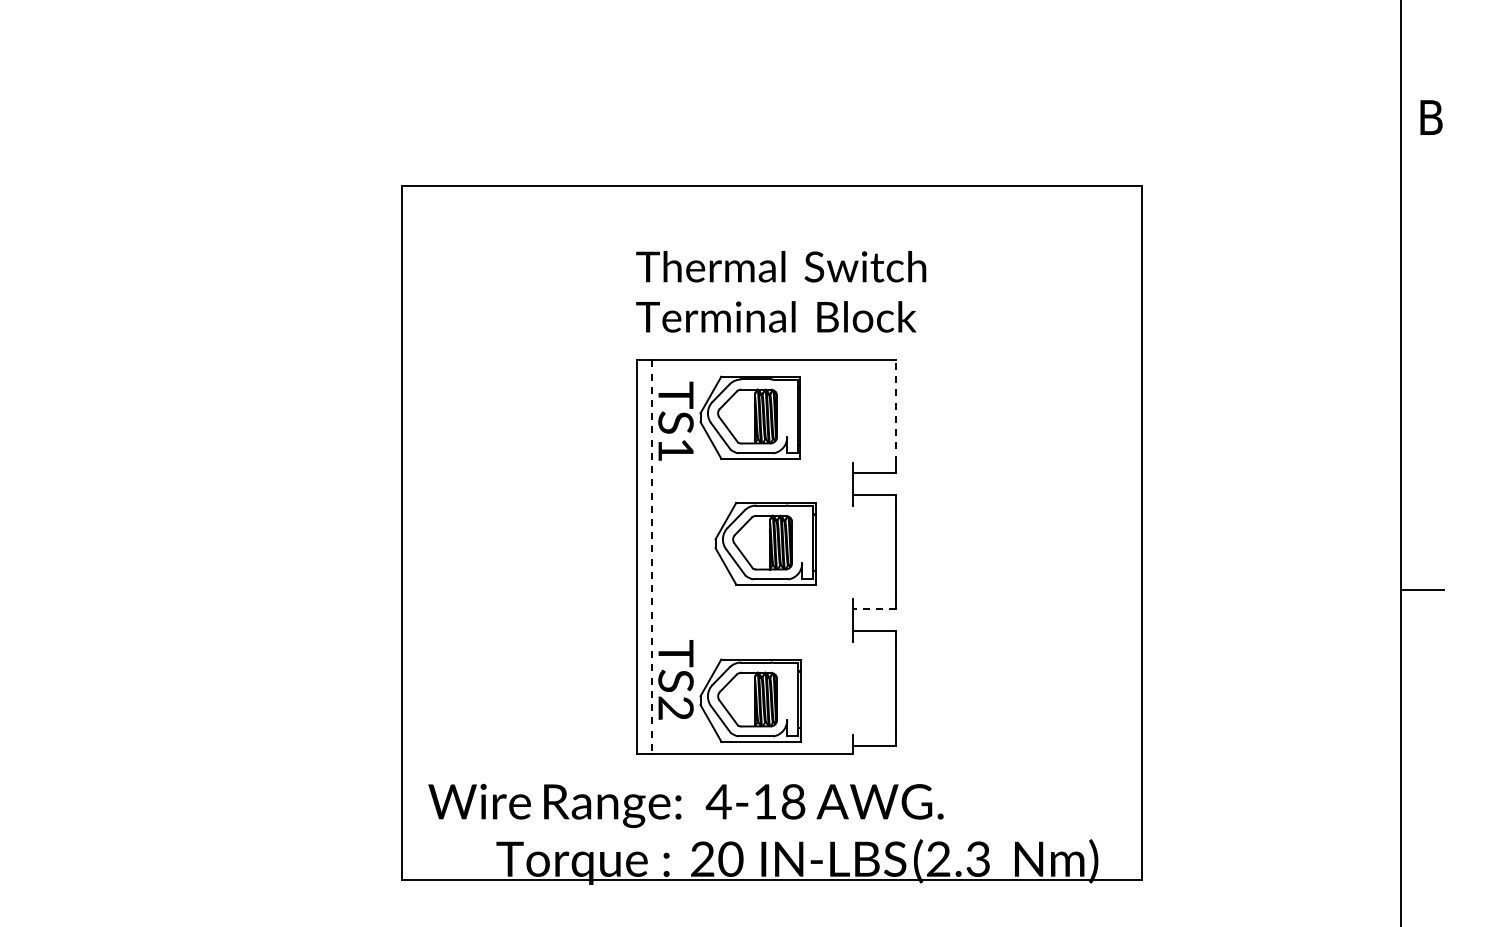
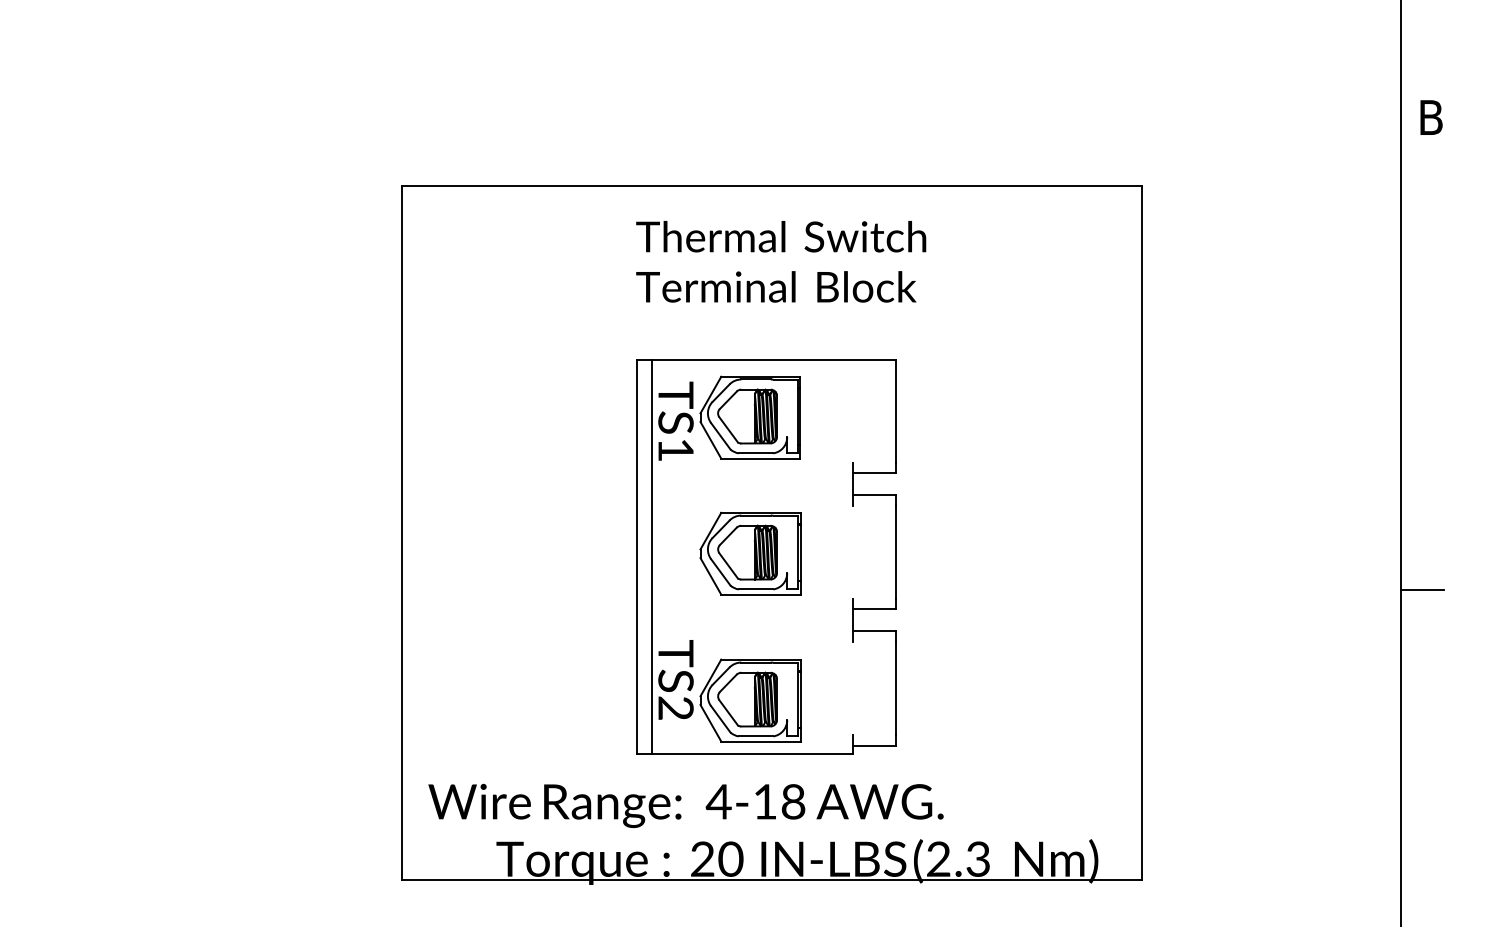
text position: (781, 291) -> (781, 261) (781, 261)
line: dashed -> solid (896, 410)
part position: (765, 543) -> (750, 553) (750, 553)
line: dashed -> solid (652, 557)
line: dashed -> solid (874, 609)
